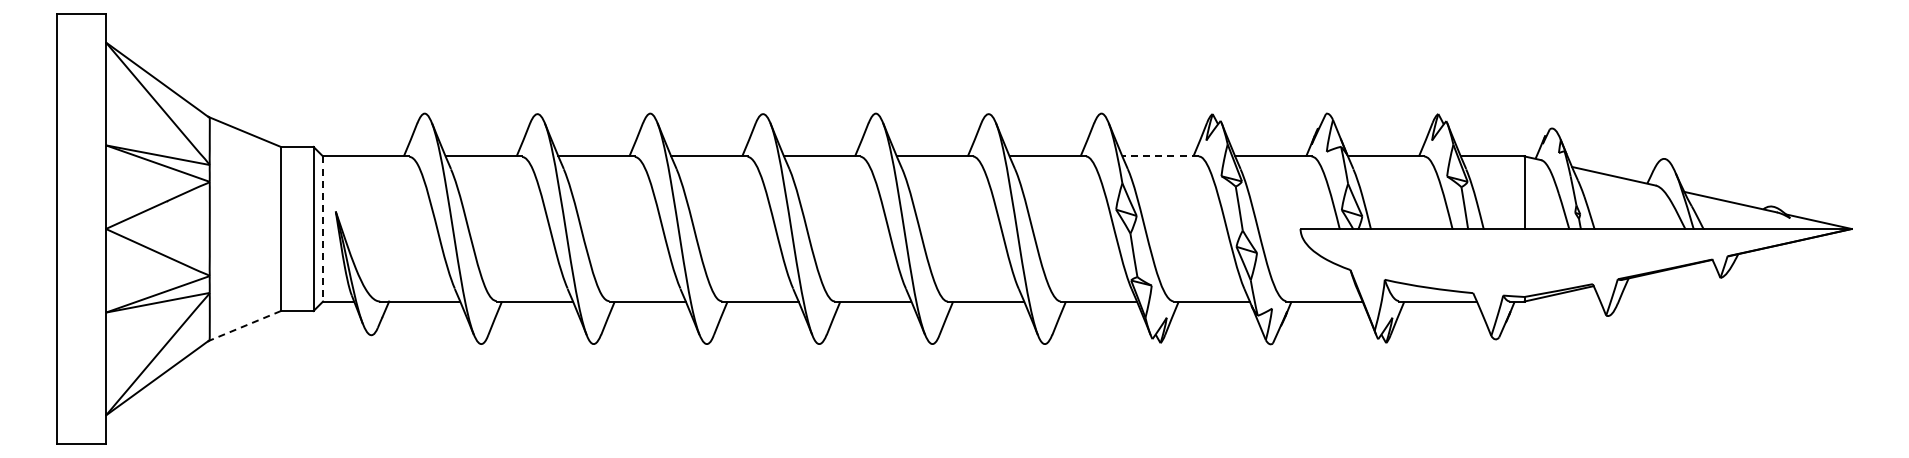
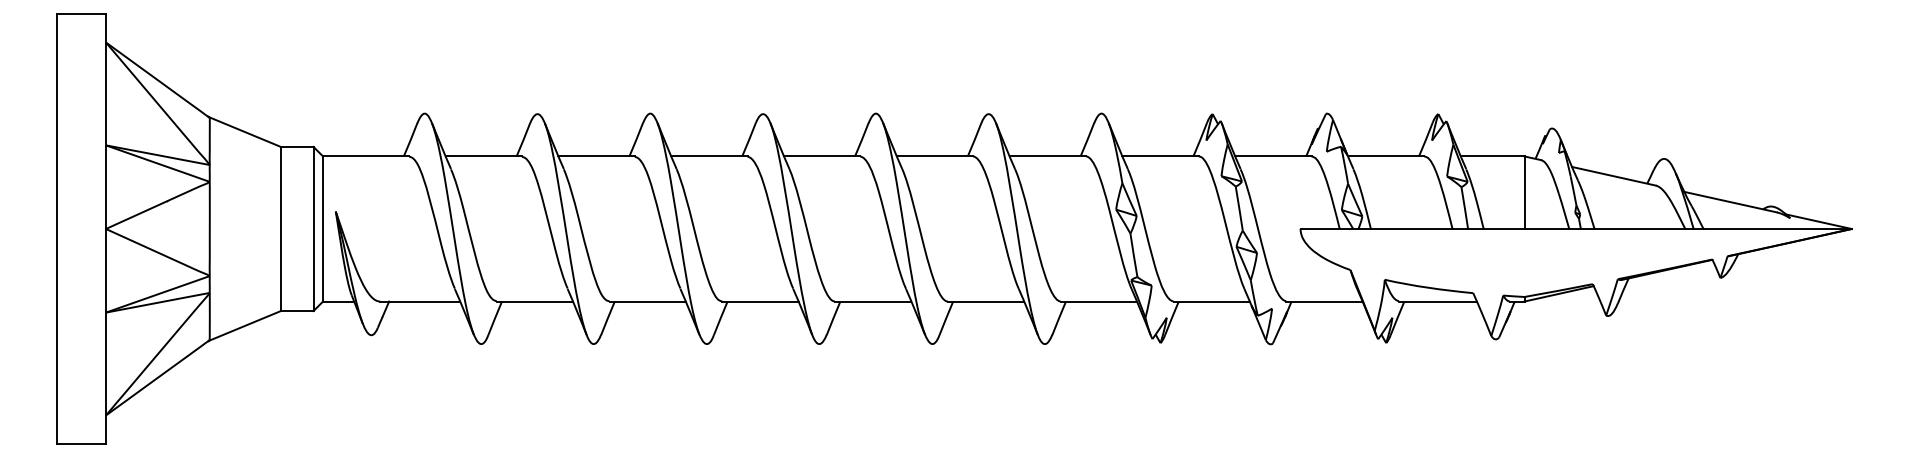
line: dashed -> solid (1160, 156)
line: dashed -> solid (323, 229)
line: dashed -> solid (245, 325)
